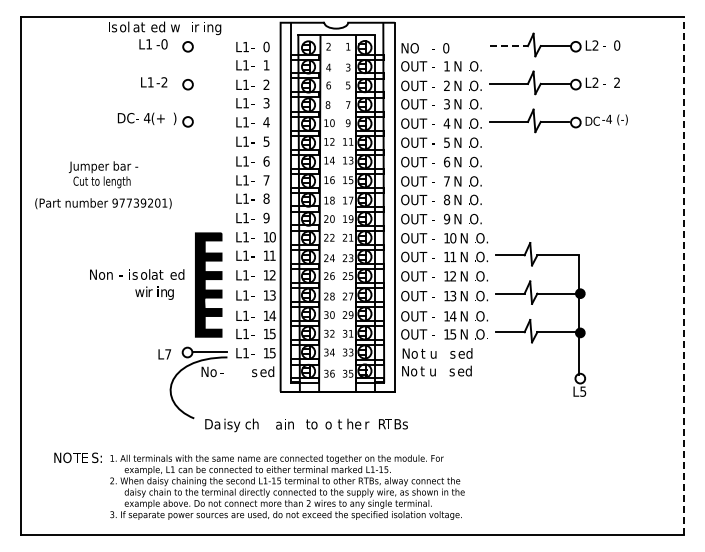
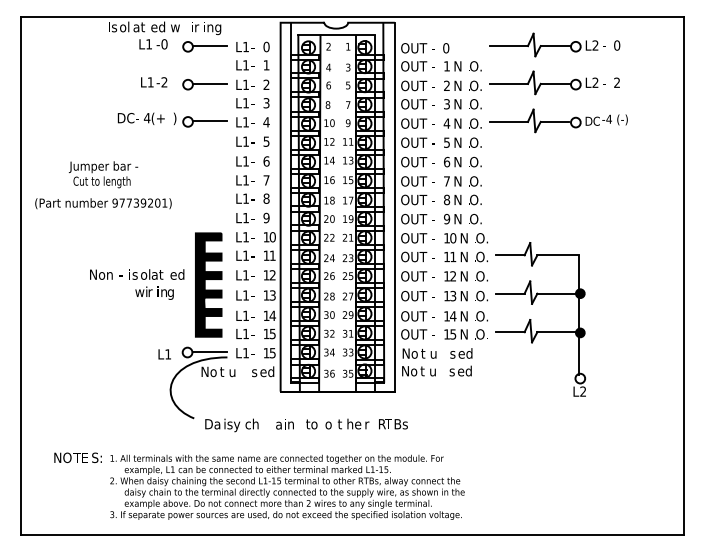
line: none -> present (210, 46)
line: dashed -> solid (509, 46)
text: NO -> OUT (414, 48)
line: none -> present (210, 84)
line: none -> present (210, 120)
line: dashed -> solid (683, 275)
text: L7 -> L1 (168, 354)
text: - -> t u (227, 372)
text: L5 -> L2 (583, 391)
